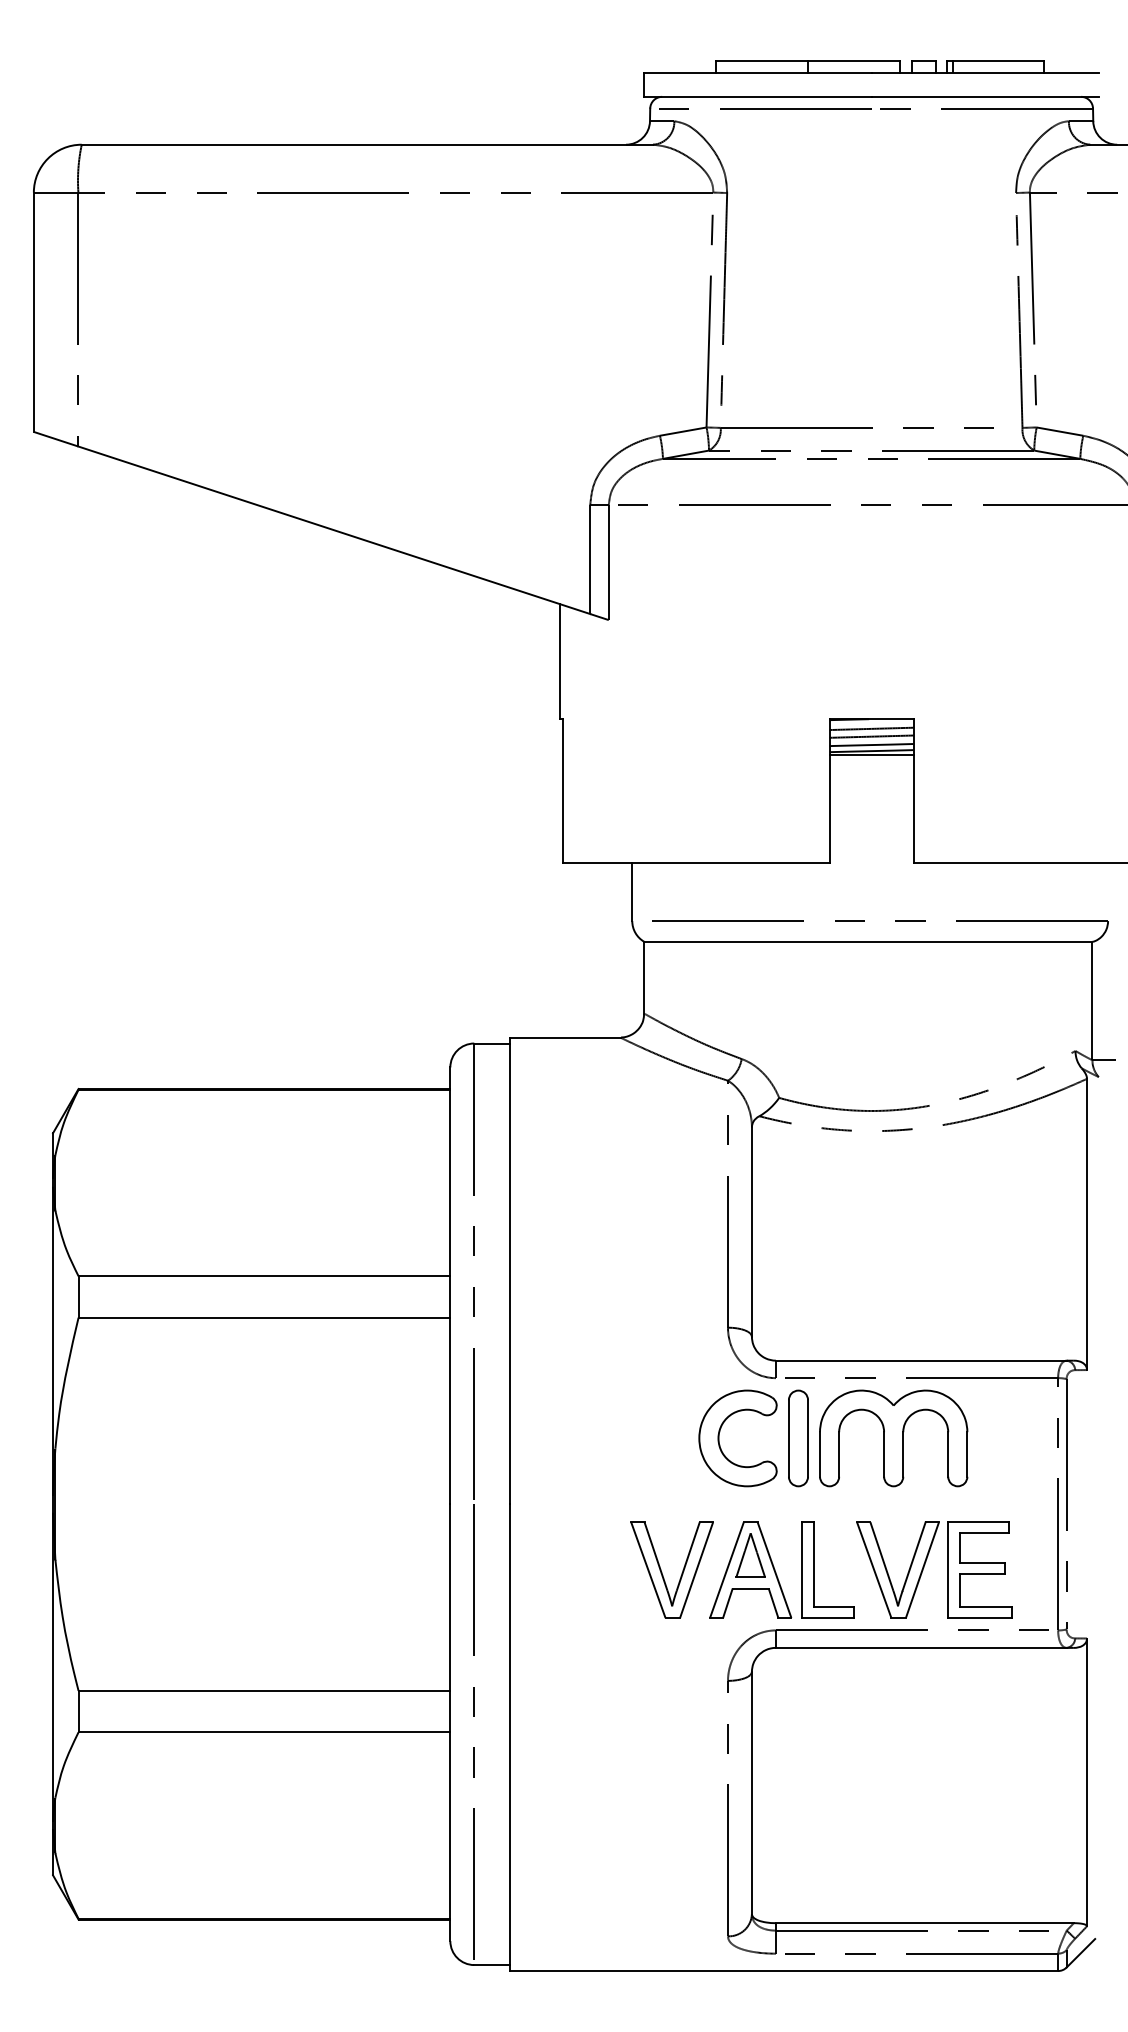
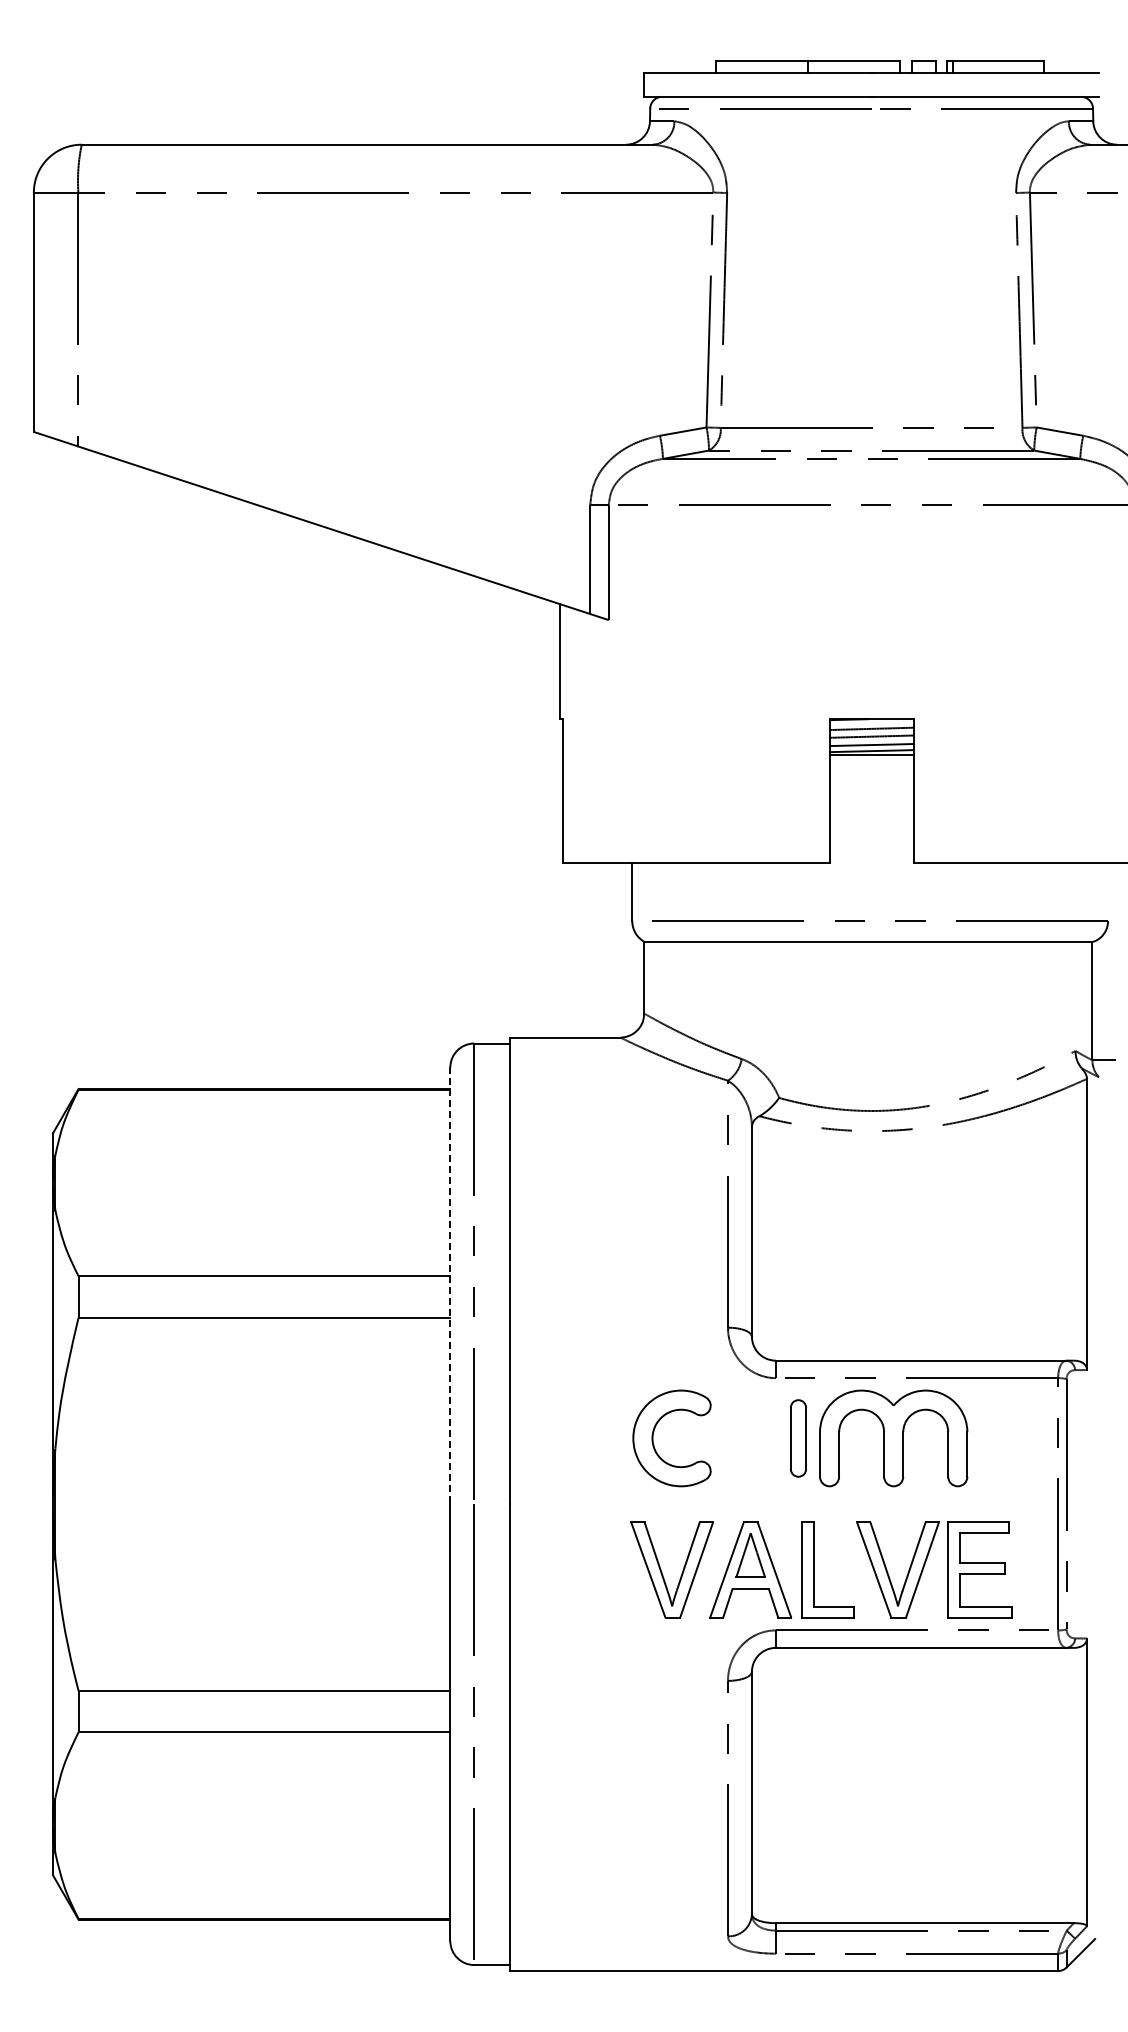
line: solid -> dashed (450, 1286)
part position: (719, 1438) -> (653, 1438) (653, 1438)
part size: 21x99 px -> 17x79 px (798, 1438)
